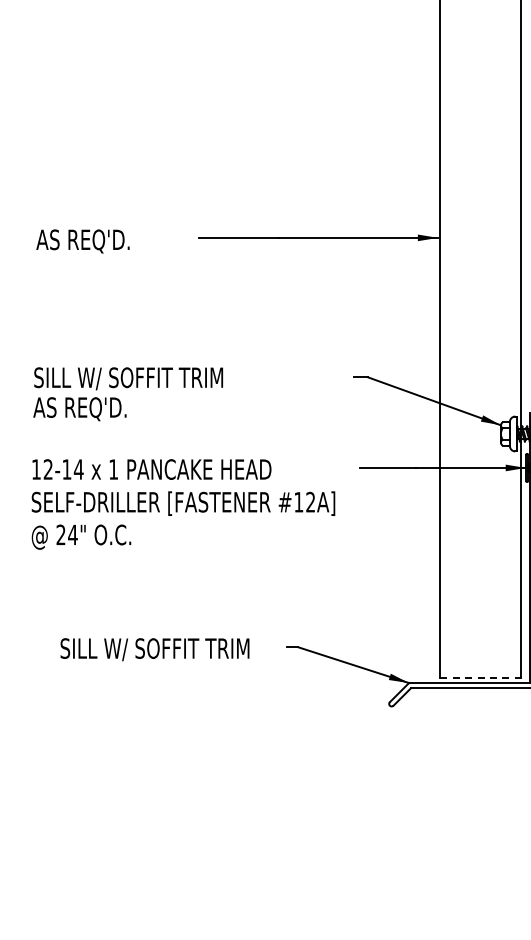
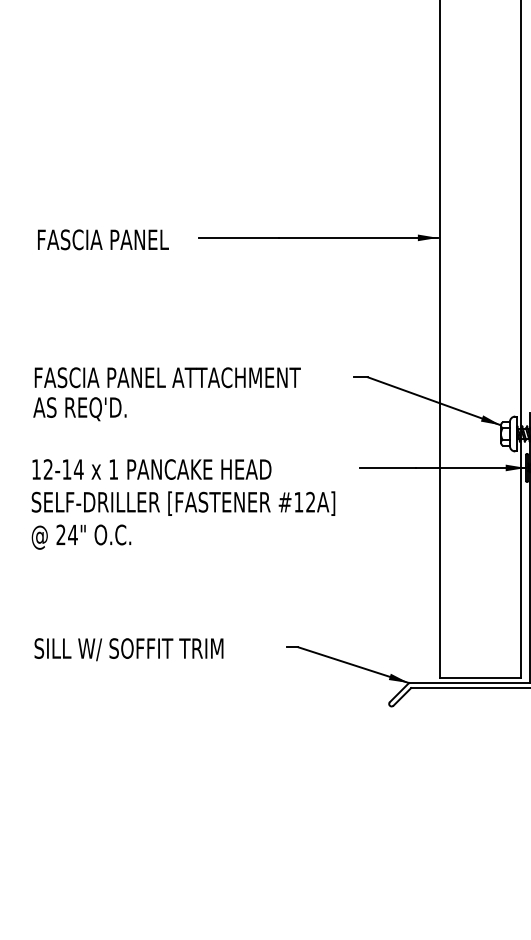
text: AS REQ'D. -> FASCIA PANEL (102, 241)
text: SILL W/ SOFFIT TRIM -> FASCIA PANEL ATTACHMENT (167, 378)
text position: (154, 649) -> (128, 649) (128, 649)
line: dashed -> solid (481, 677)
